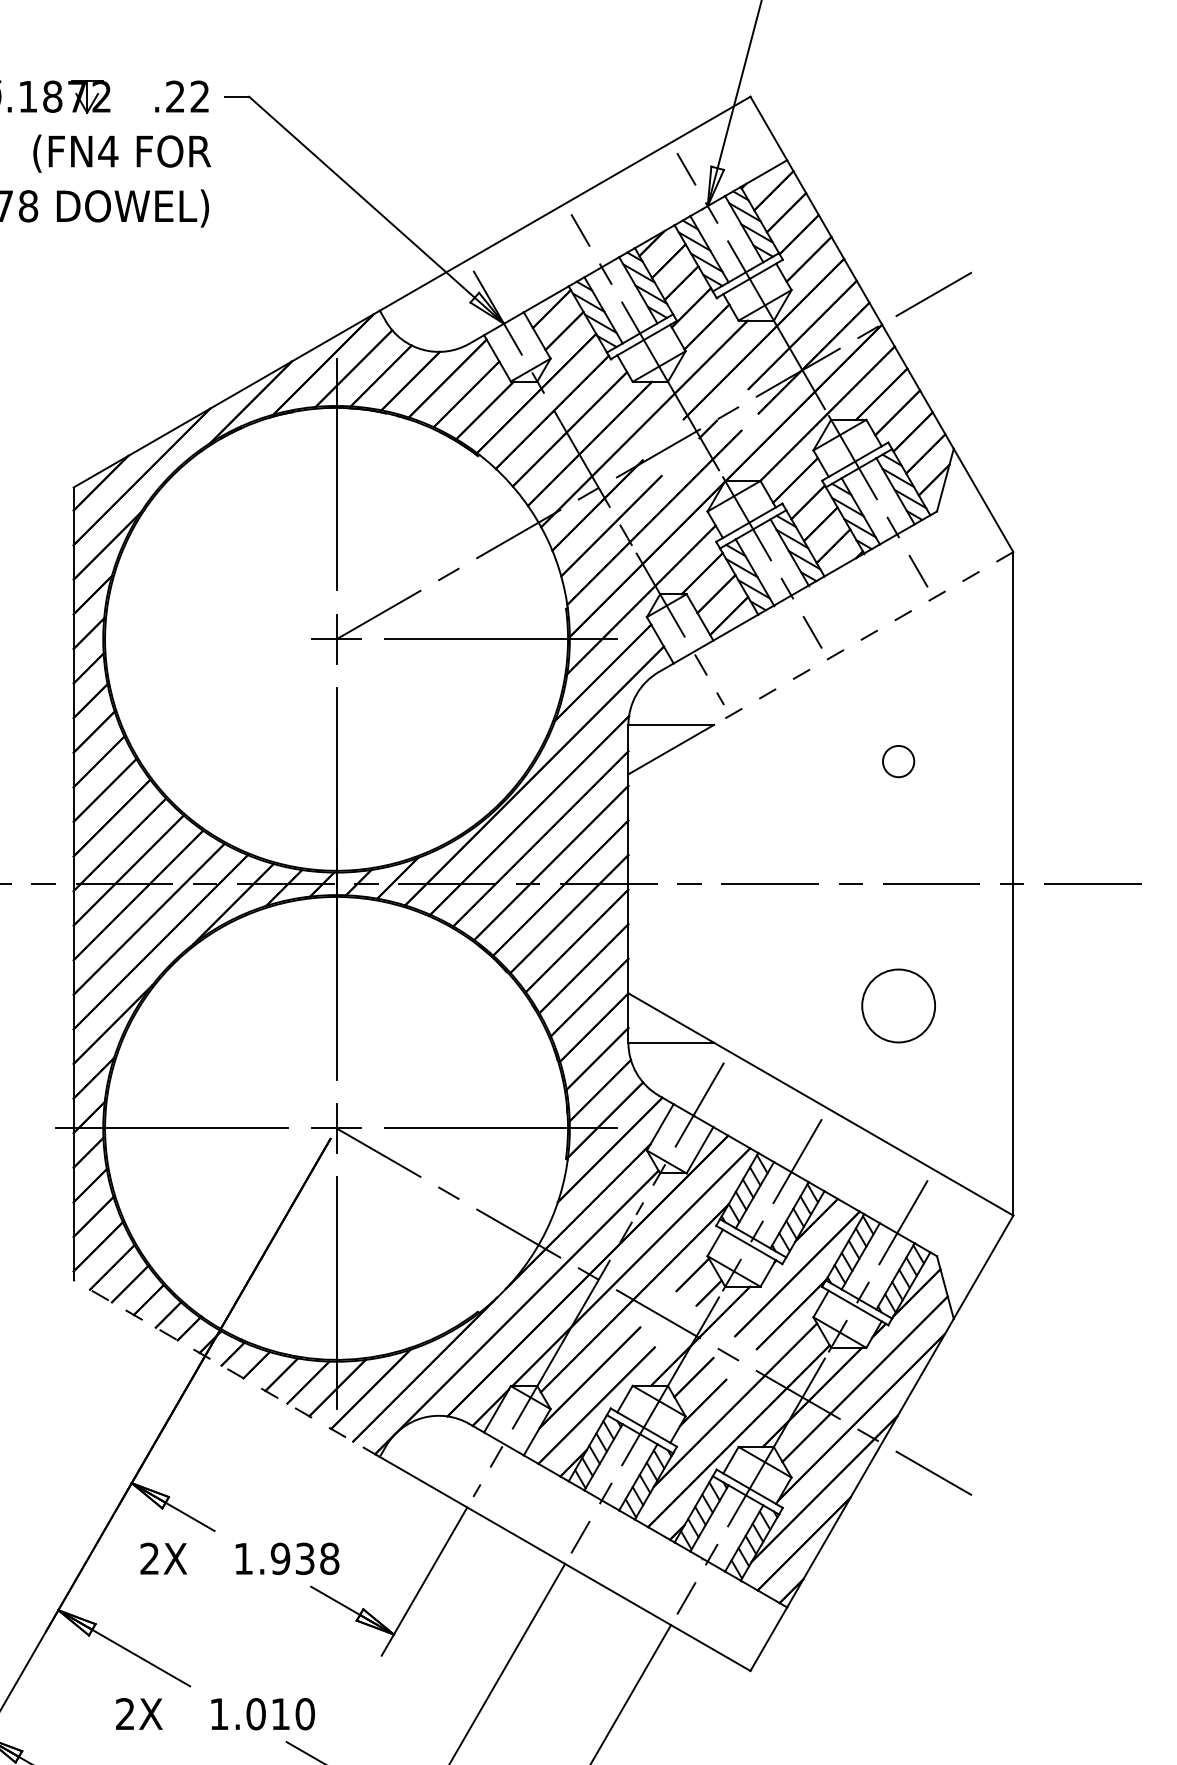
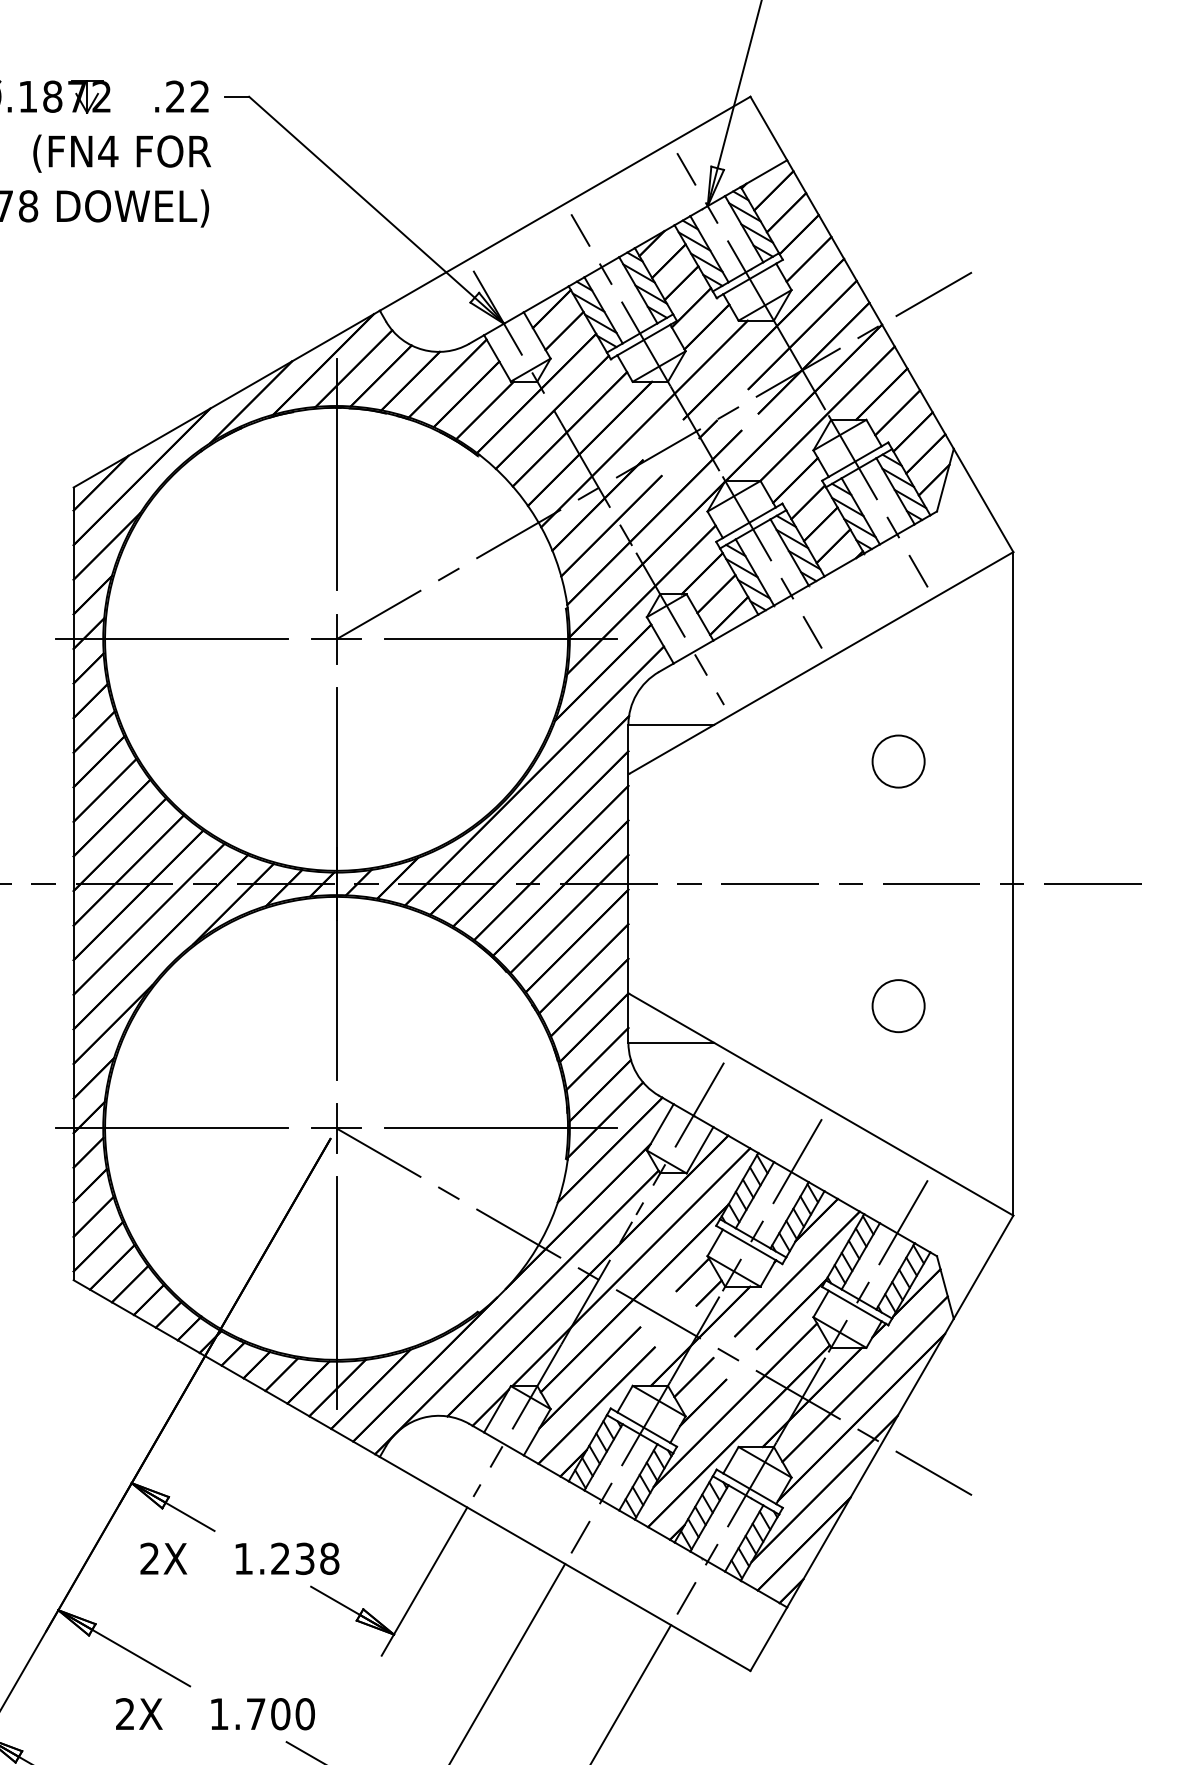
line: dashed -> solid (863, 638)
line: none -> present (171, 639)
circle diameter: 31 px -> 52 px (898, 761)
circle size: 75x76 px -> 55x55 px (898, 1006)
line: dashed -> solid (226, 1368)
text: 1.938 -> 1.238 (280, 1558)
text: 1.010 -> 1.700 (268, 1714)
